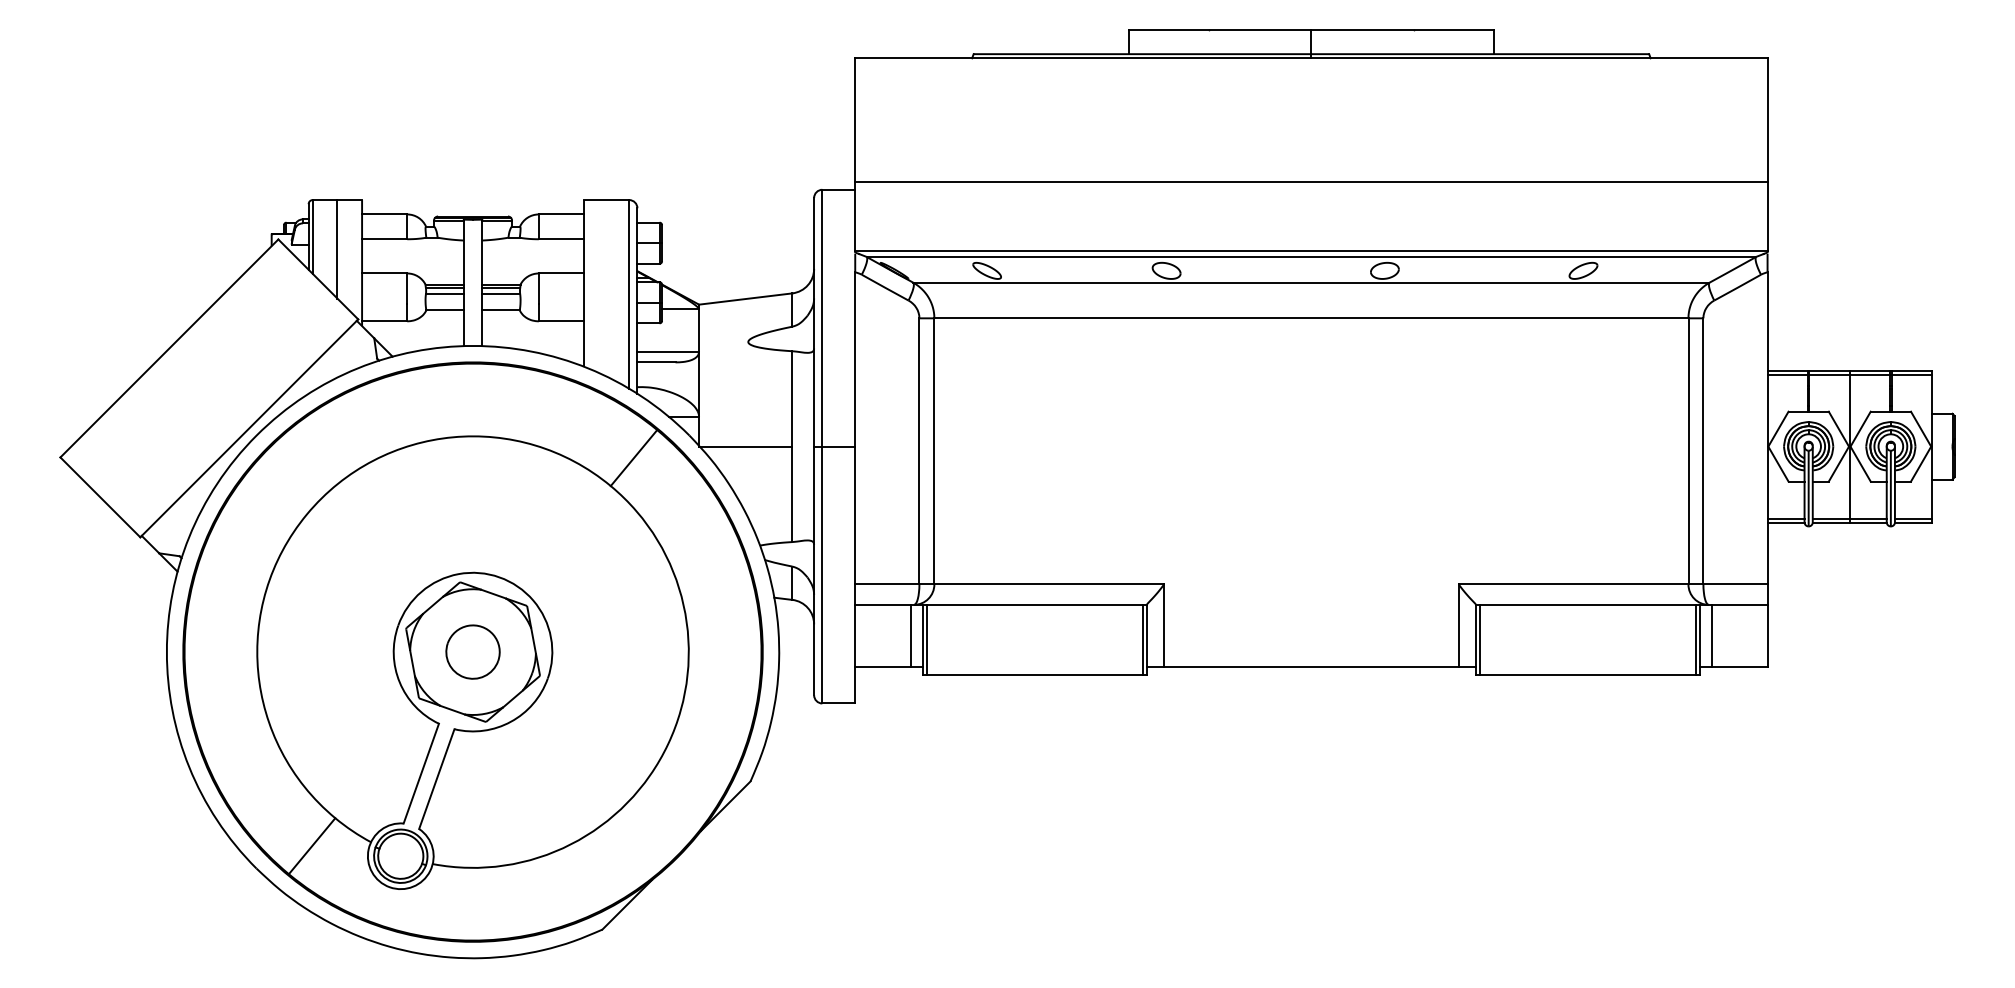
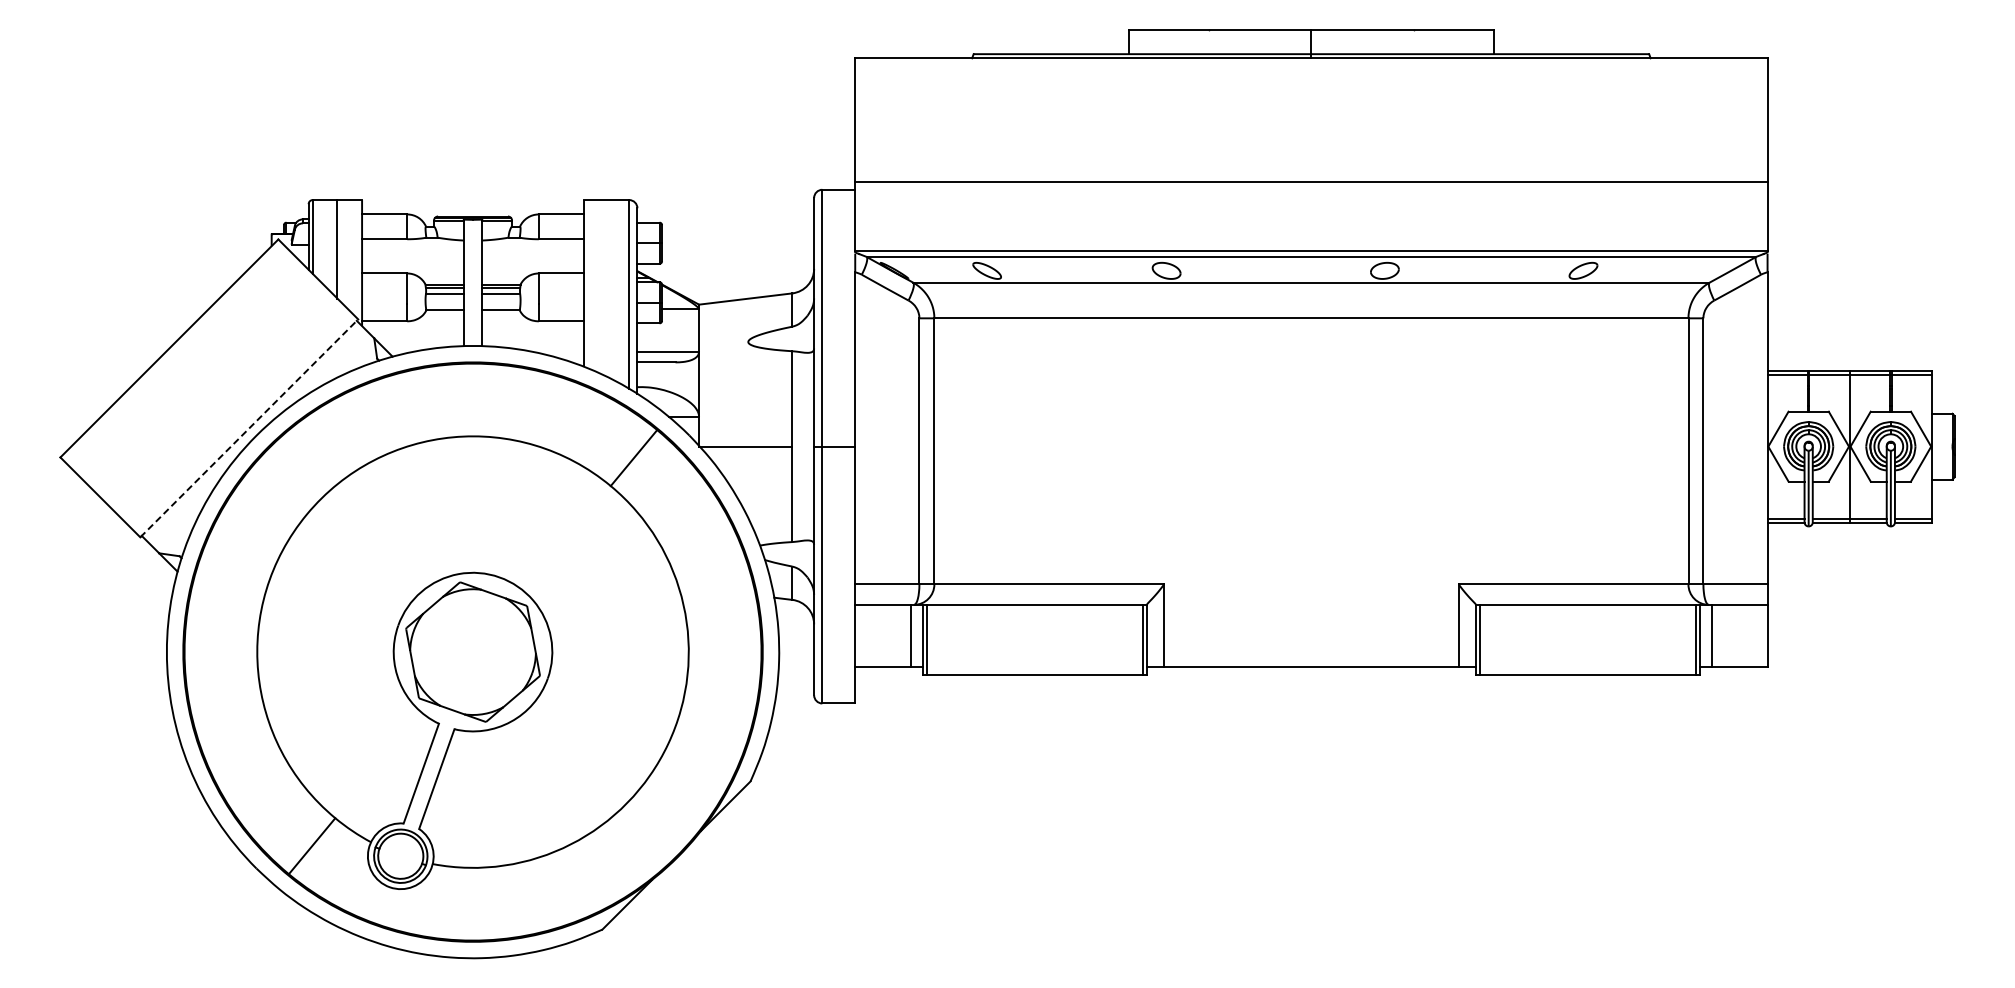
line: solid -> dashed (249, 428)
part: present -> none (472, 651)
